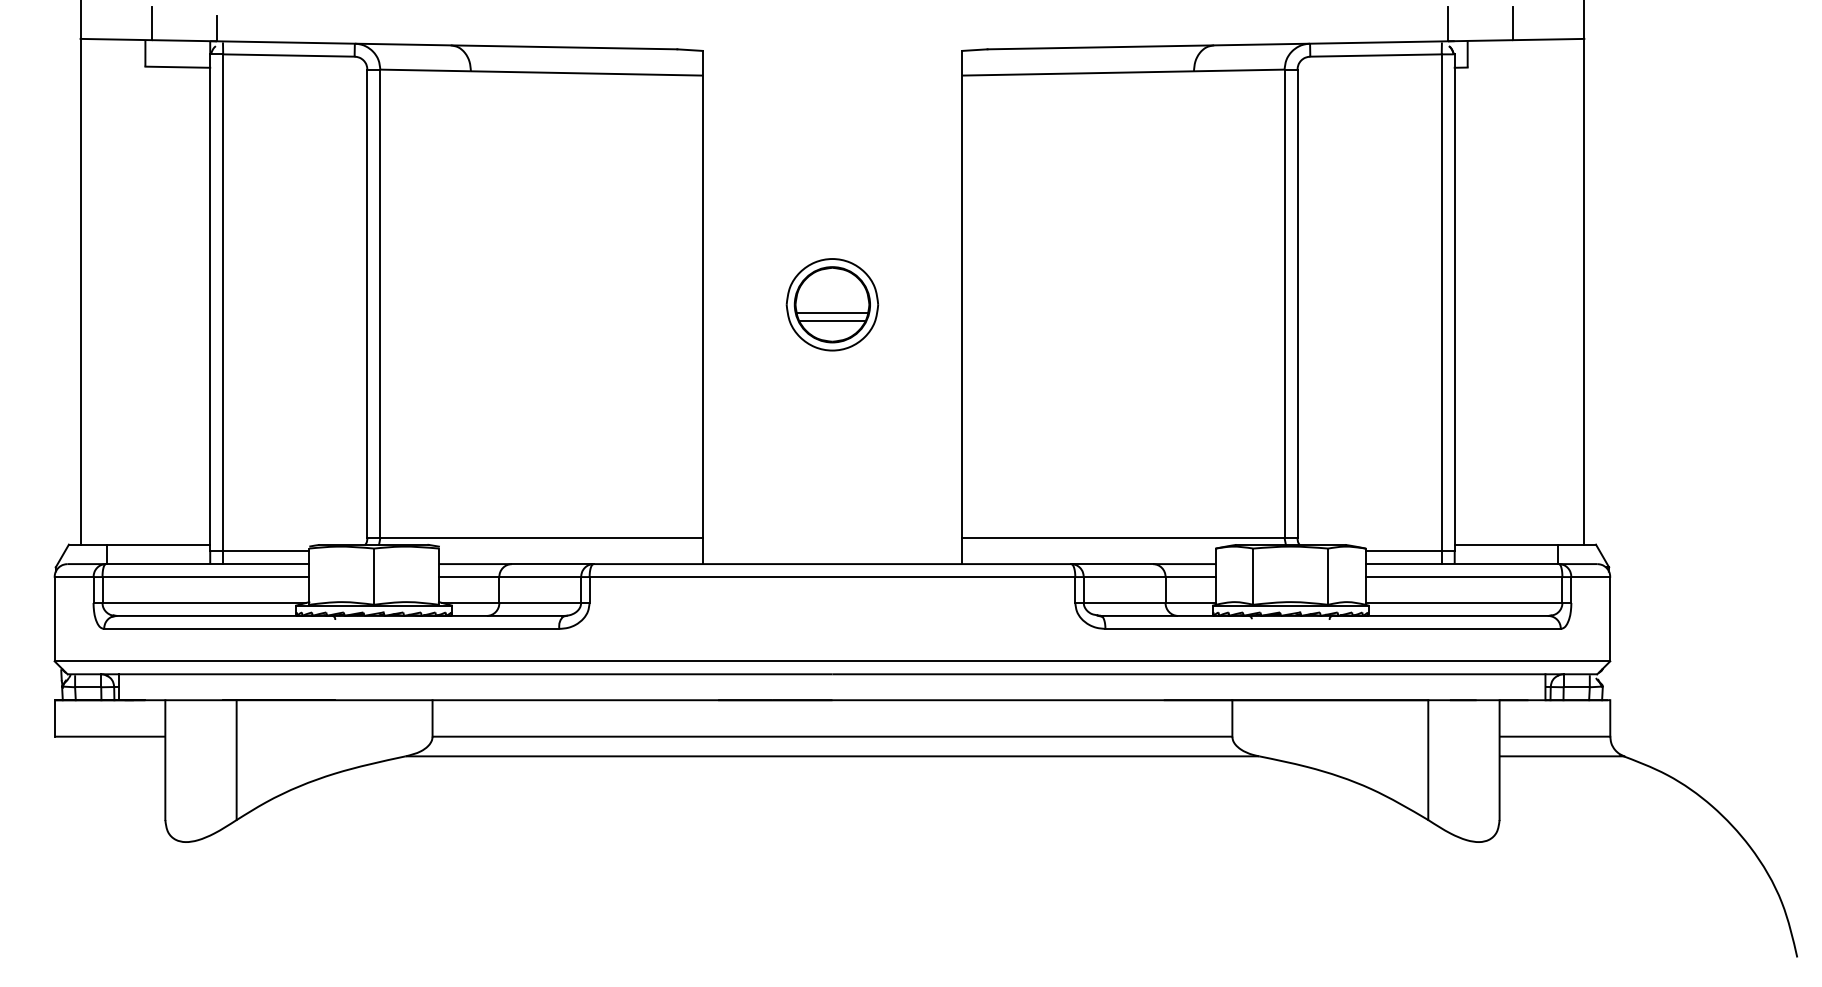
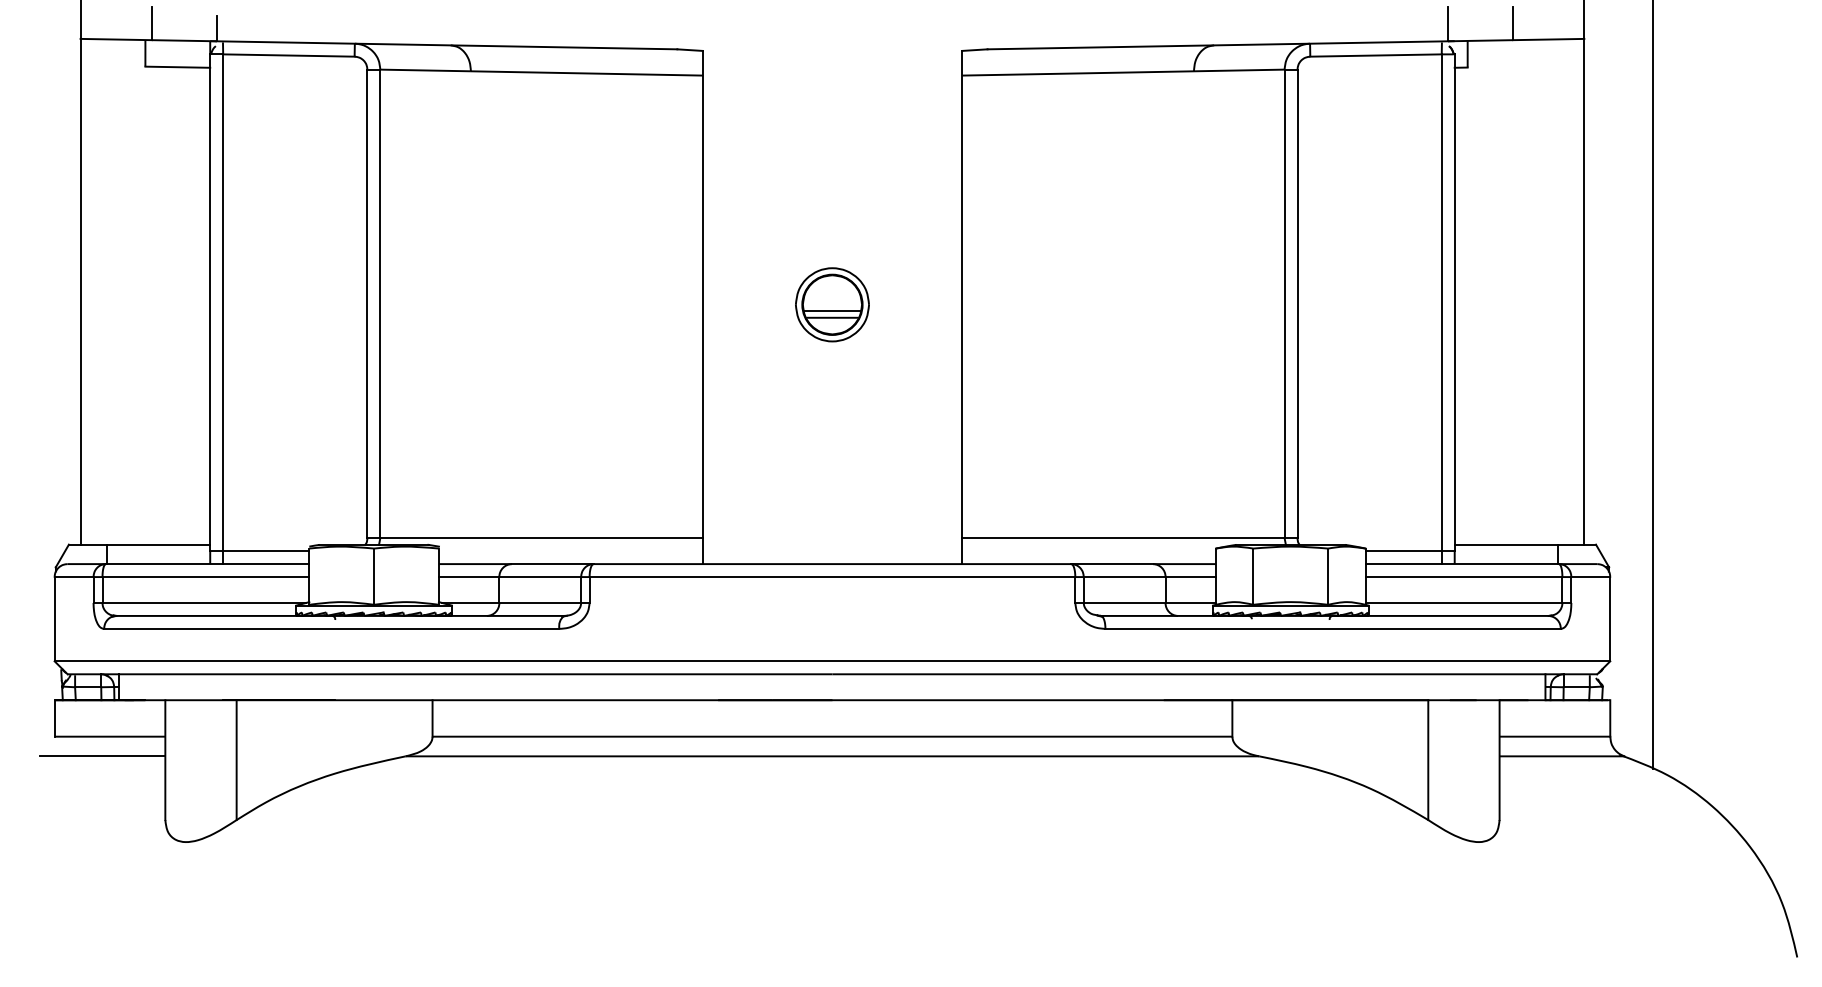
part size: 95x94 px -> 75x76 px (832, 304)
line: none -> present (1653, 385)
line: none -> present (102, 756)
